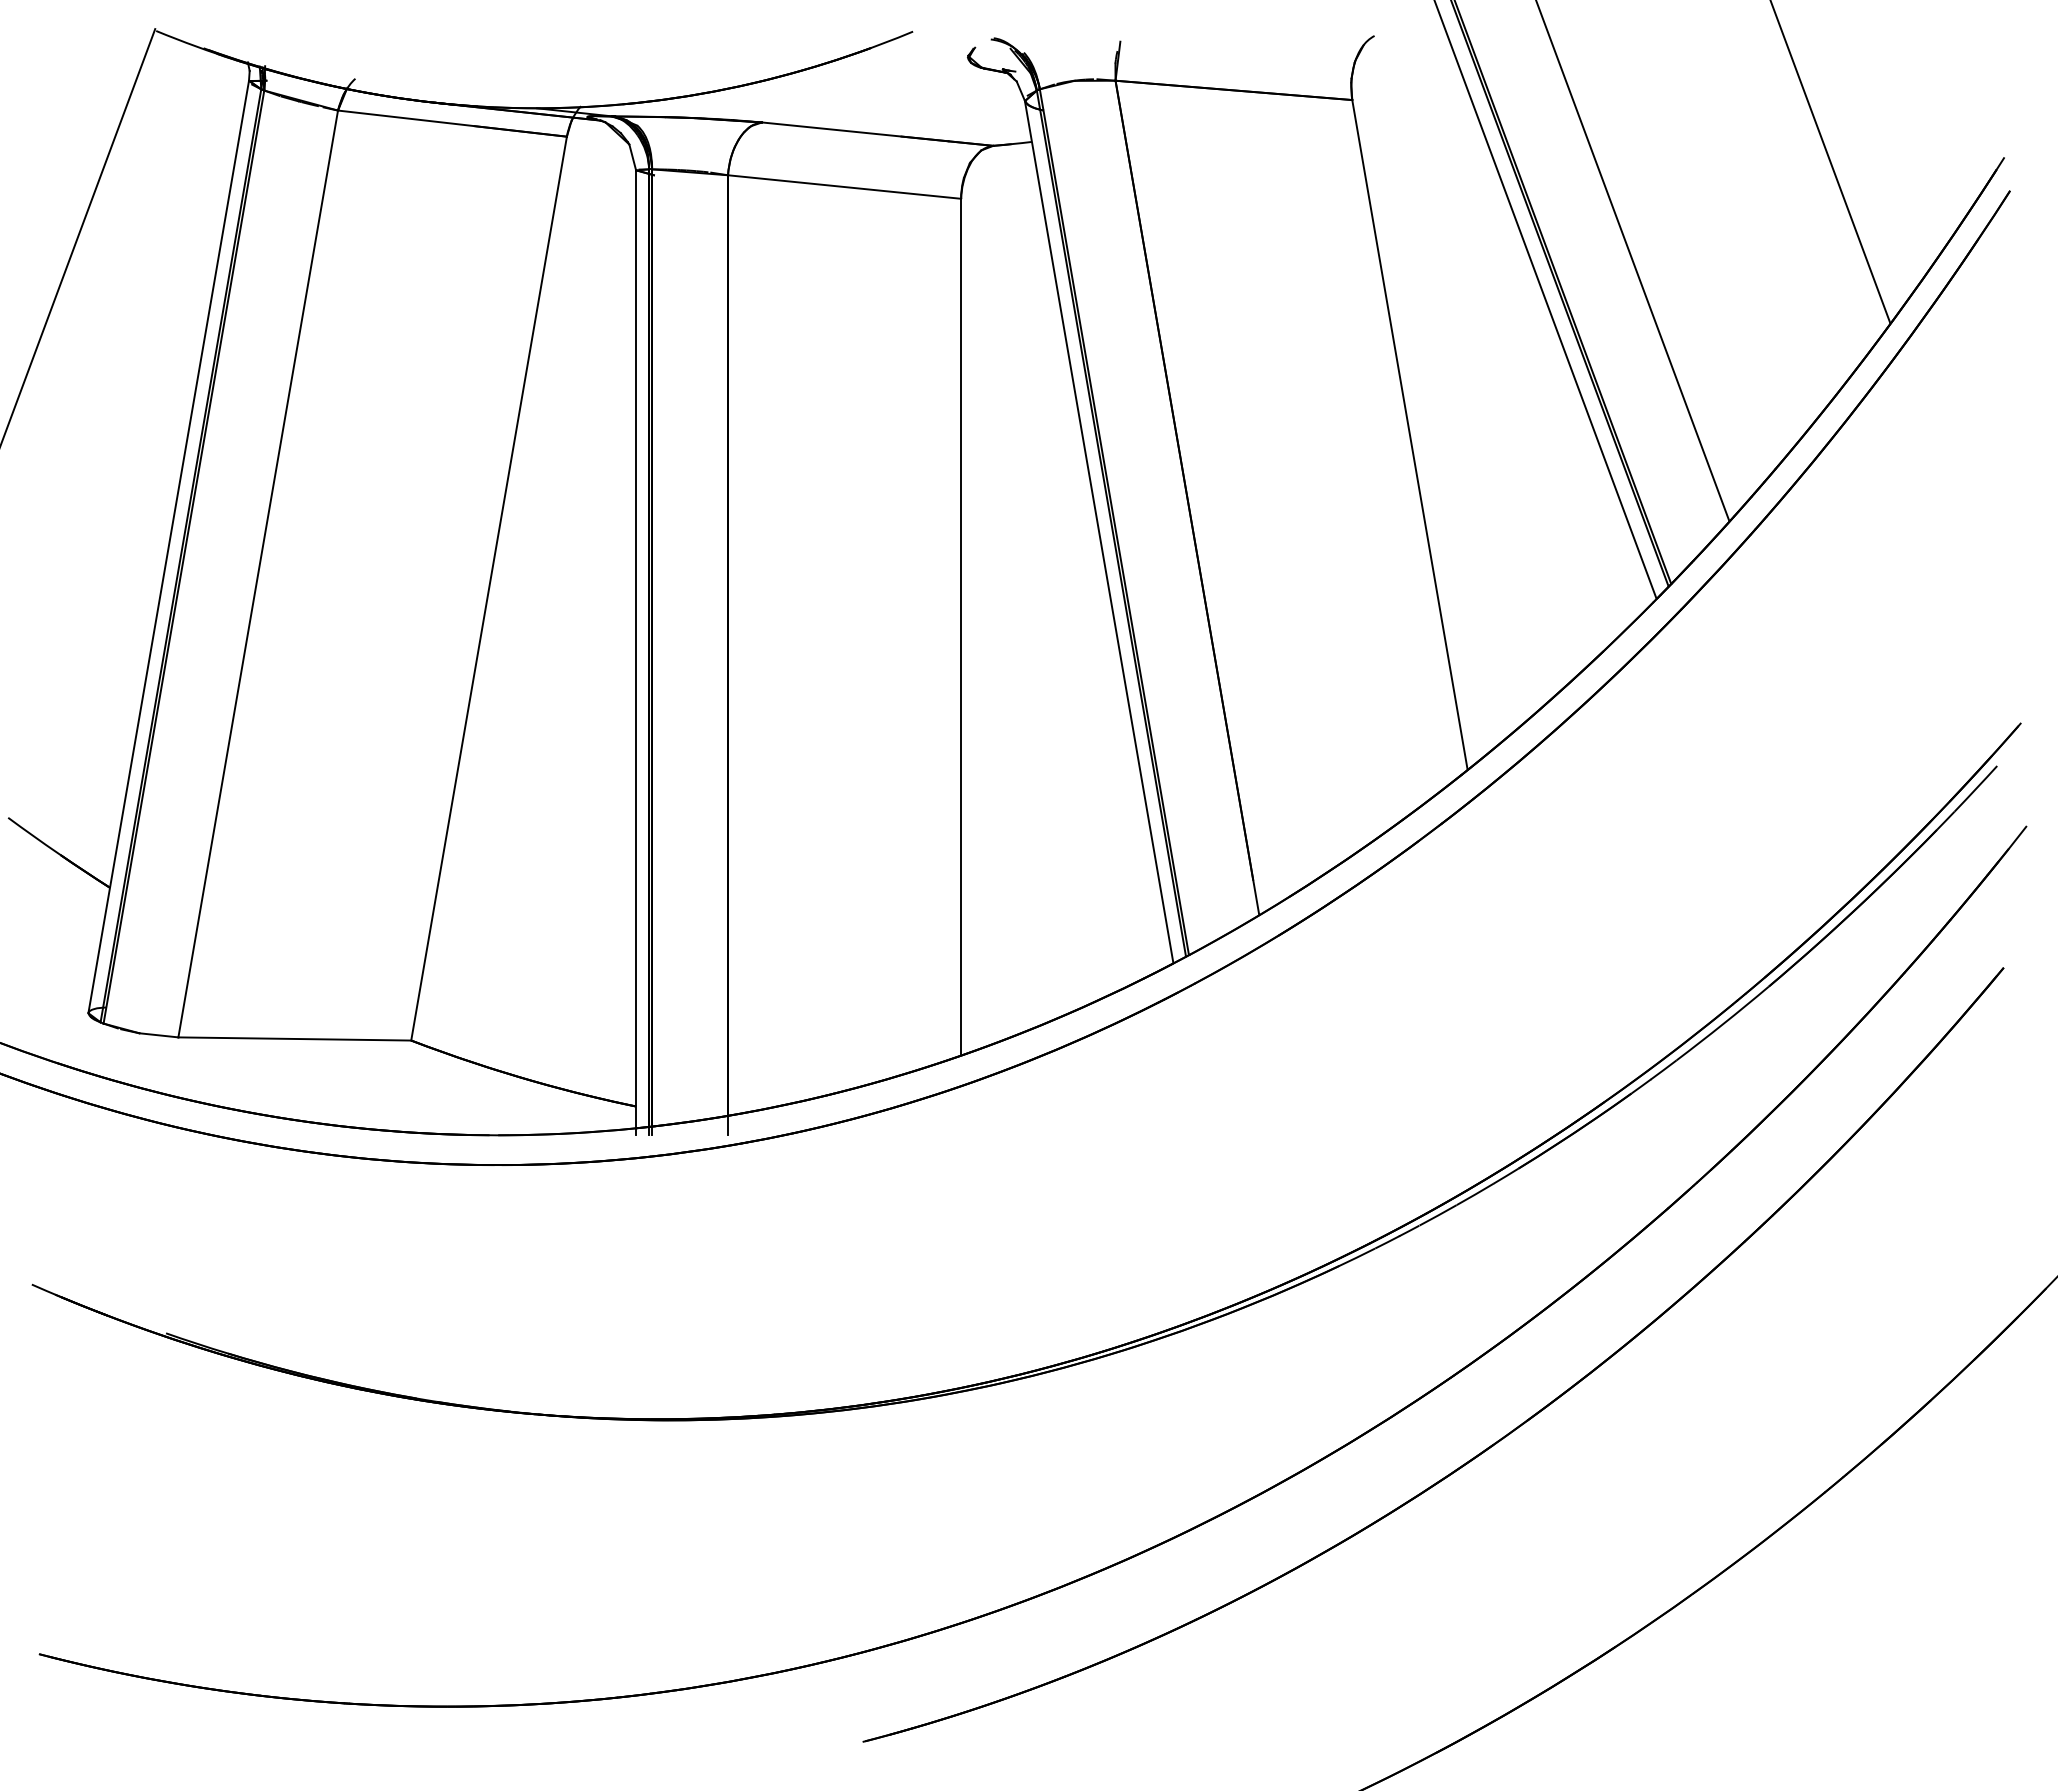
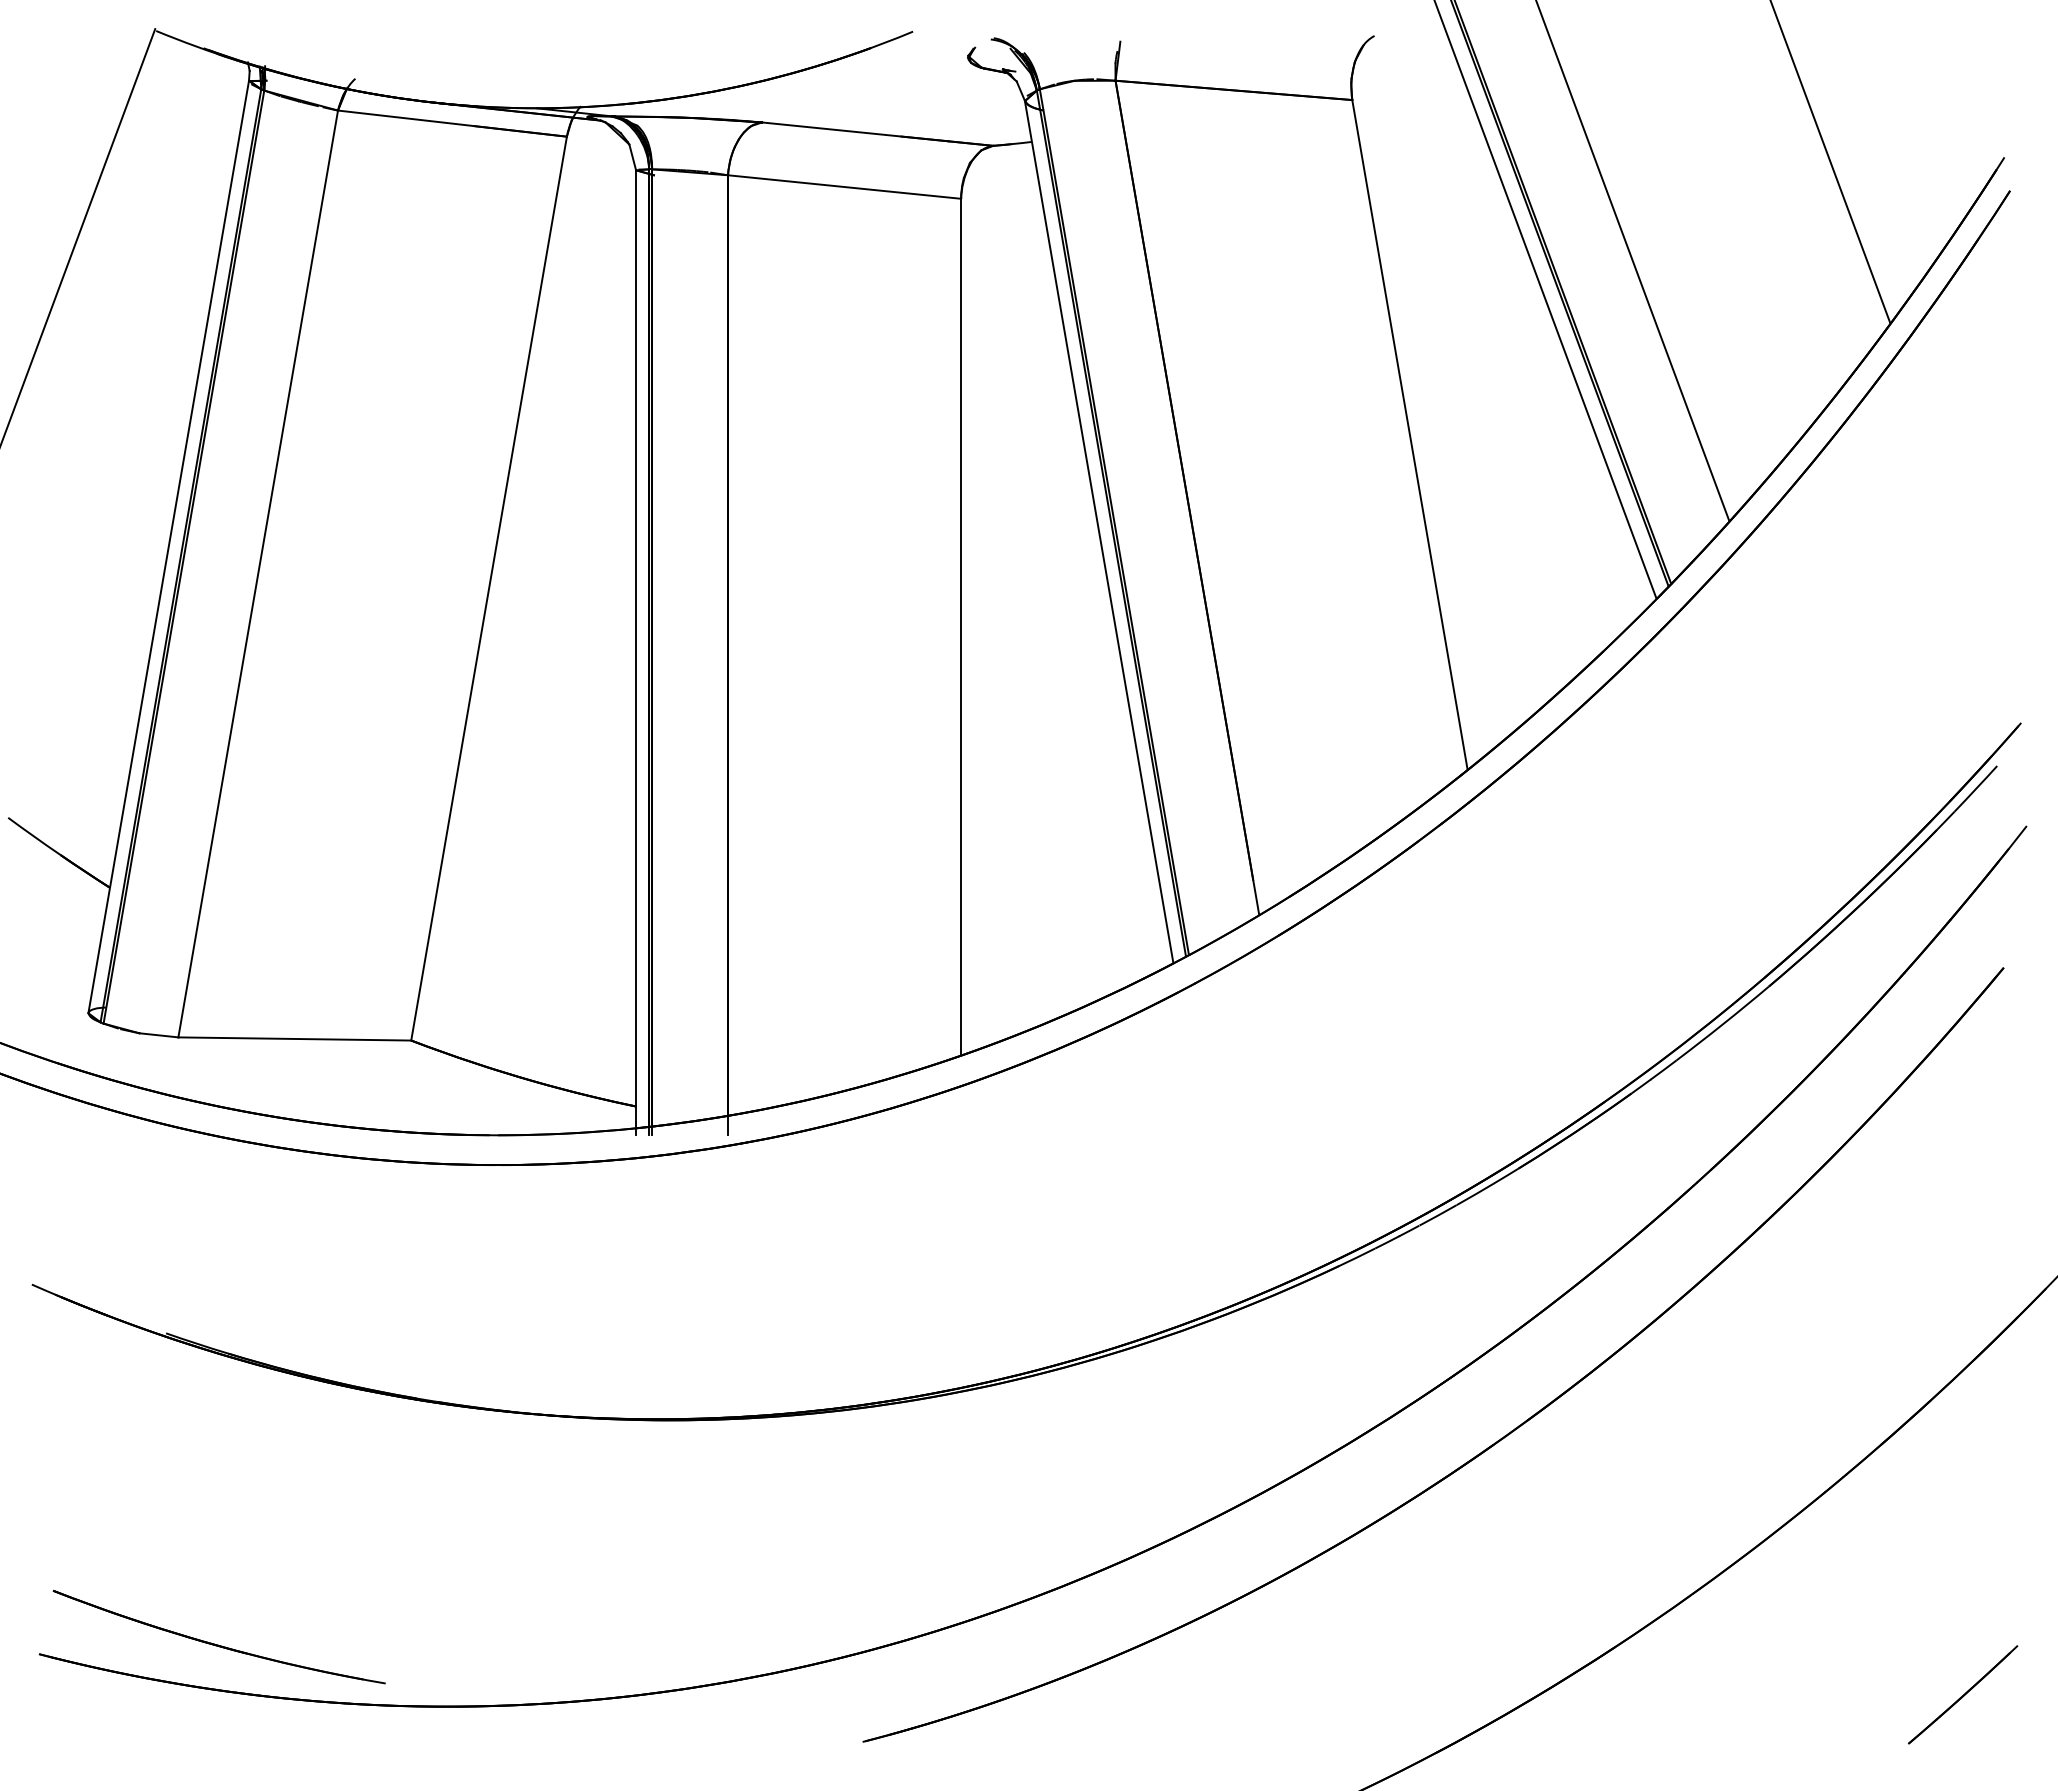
part: none -> present (218, 1644)
line: none -> present (1963, 1694)
